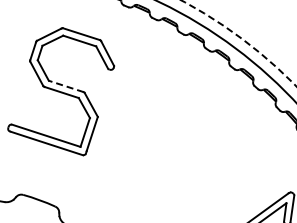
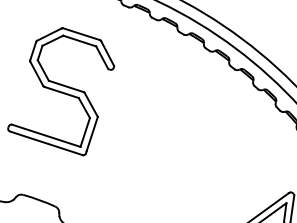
circle: dashed -> solid (238, 43)
line: dashed -> solid (65, 86)
